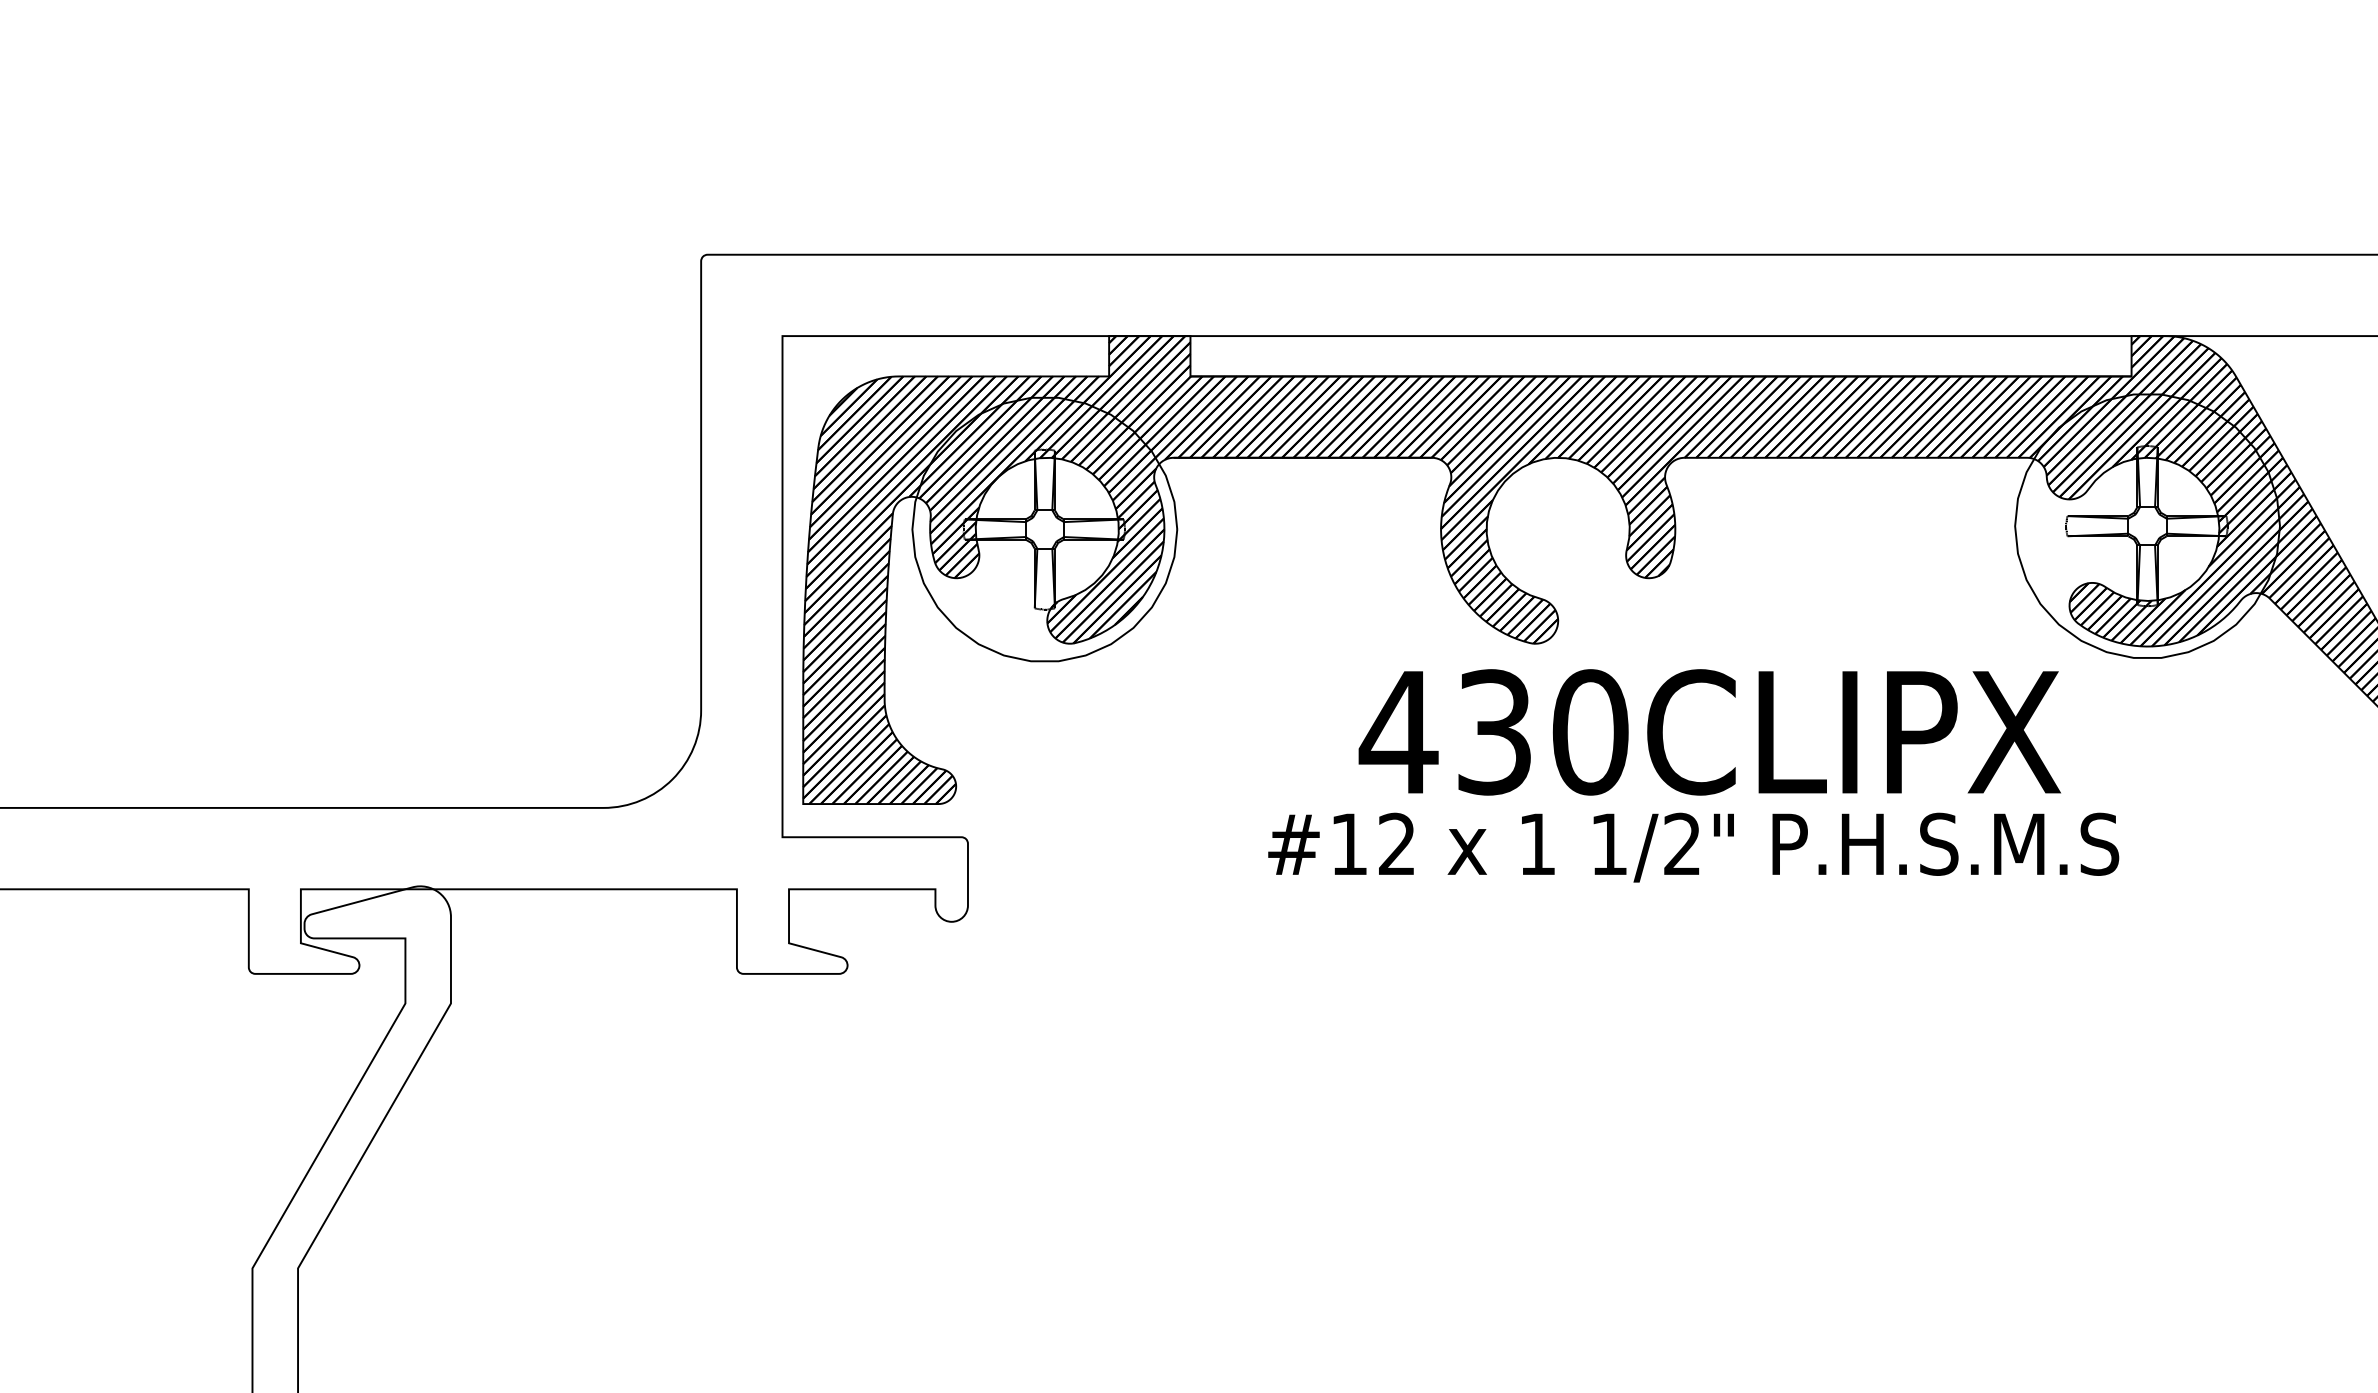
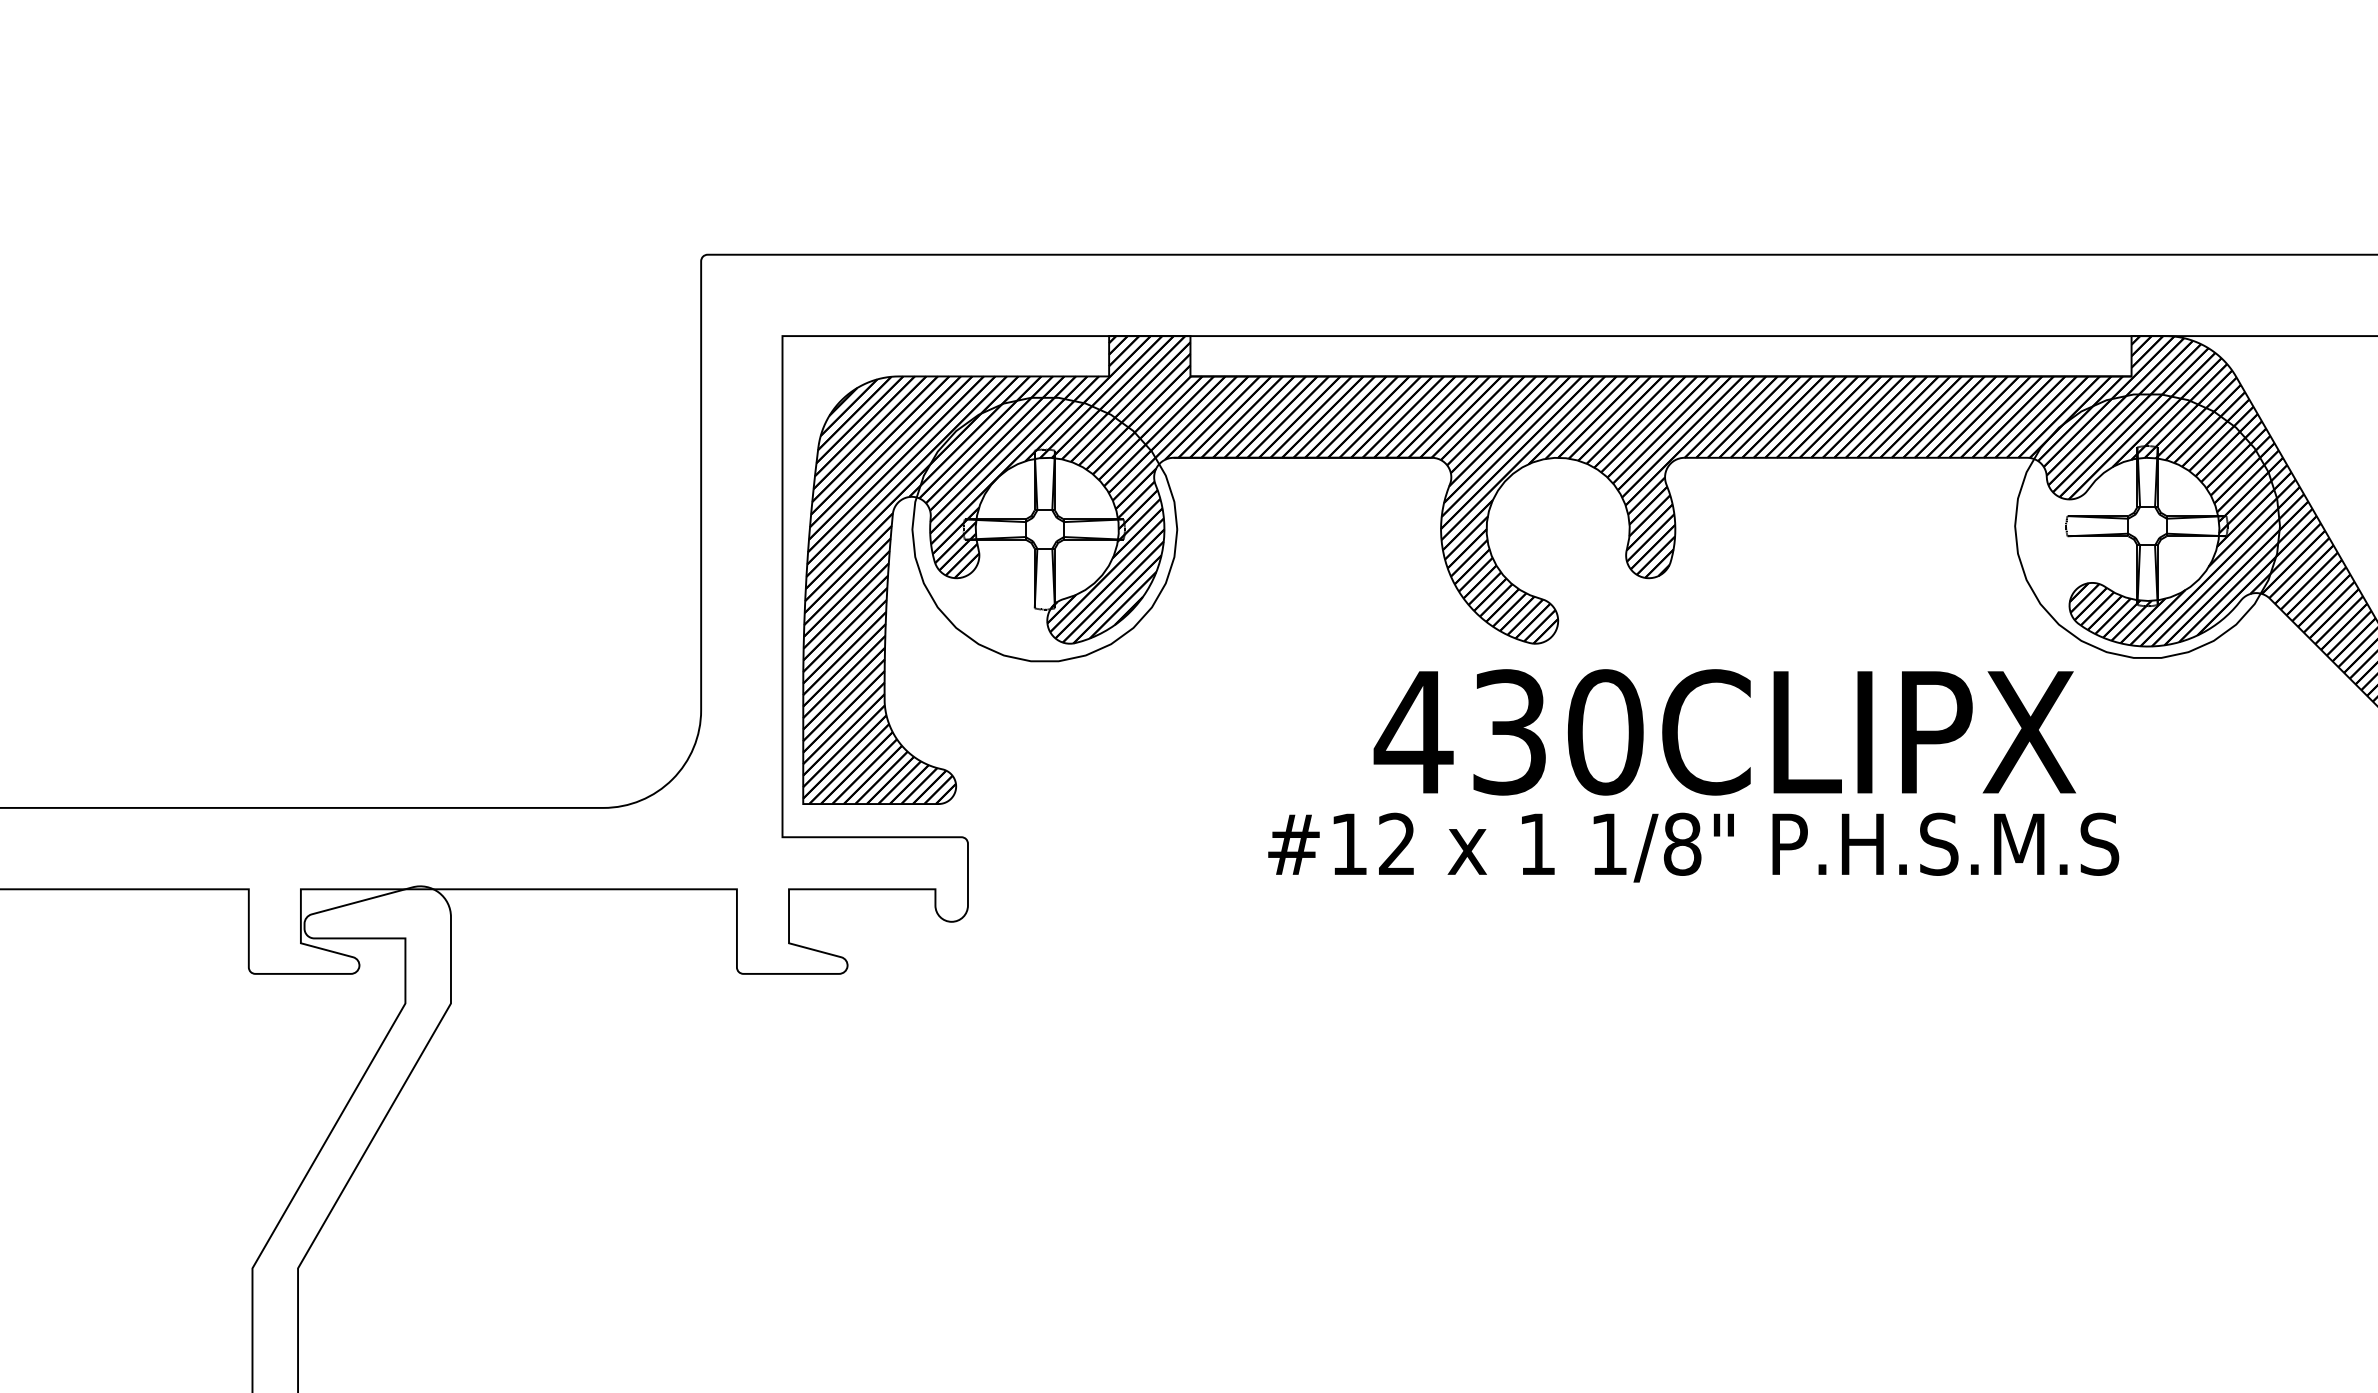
text position: (1709, 732) -> (1724, 732) (1724, 732)
text: 1/2" -> 1/8" (1682, 843)
